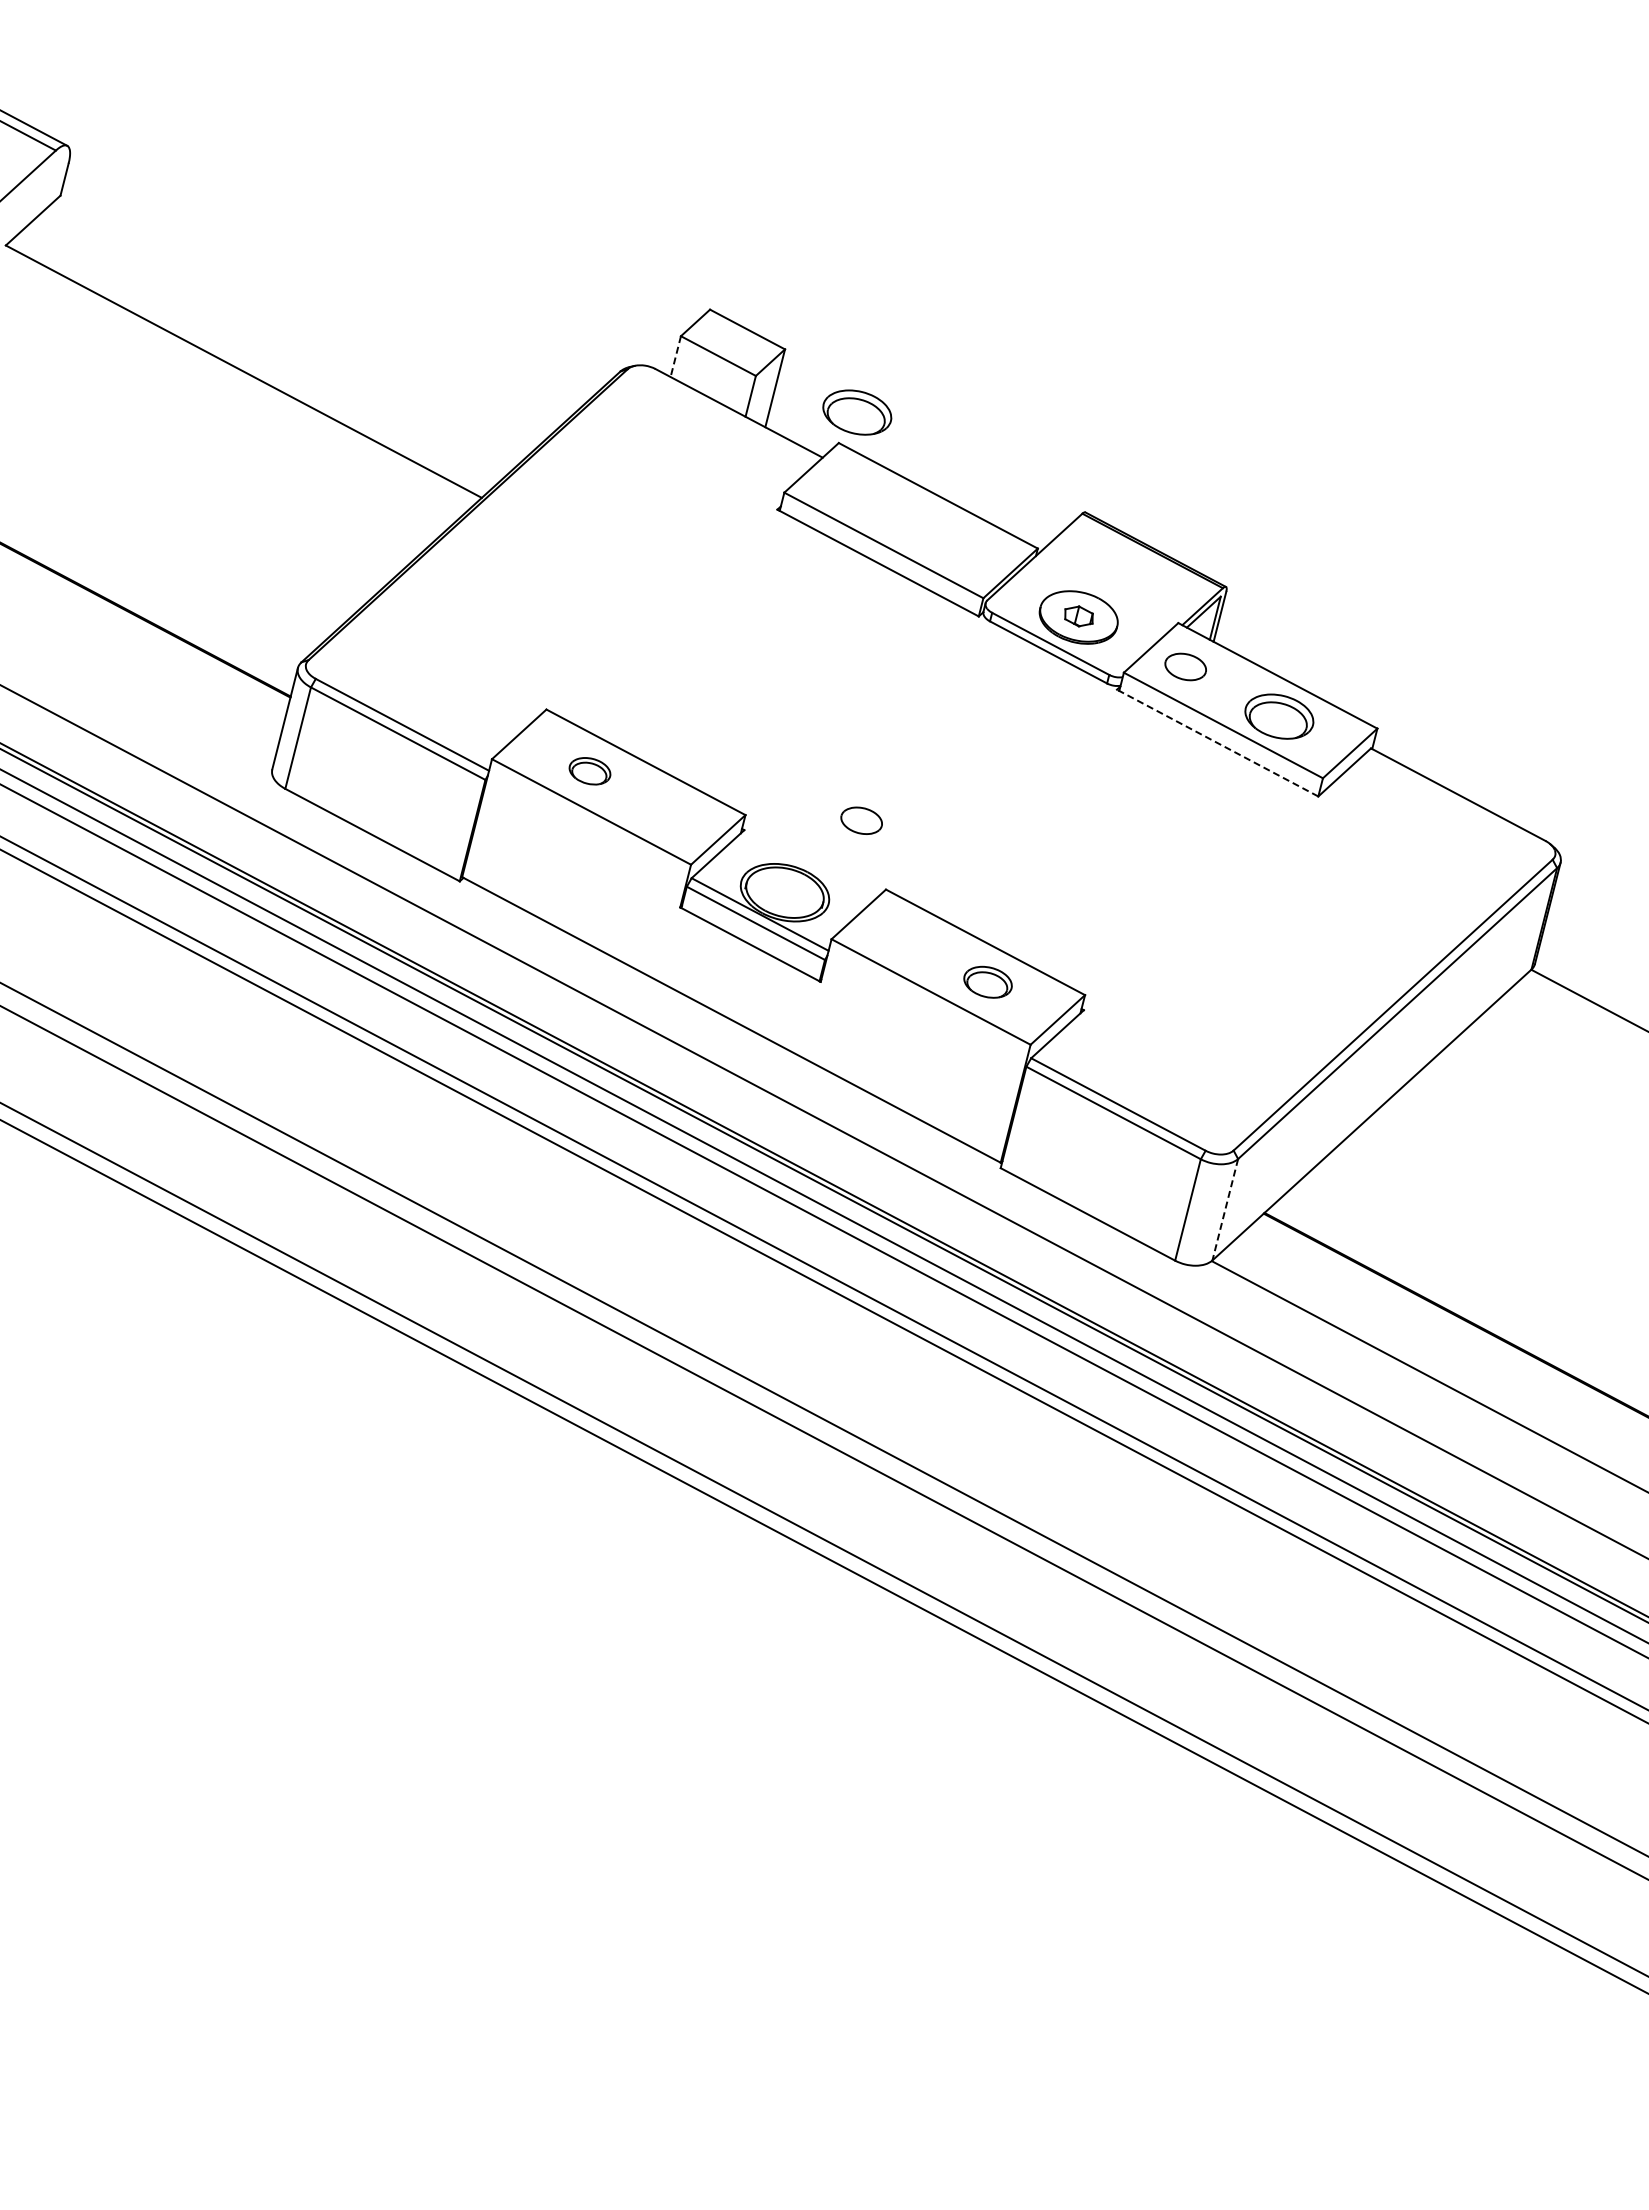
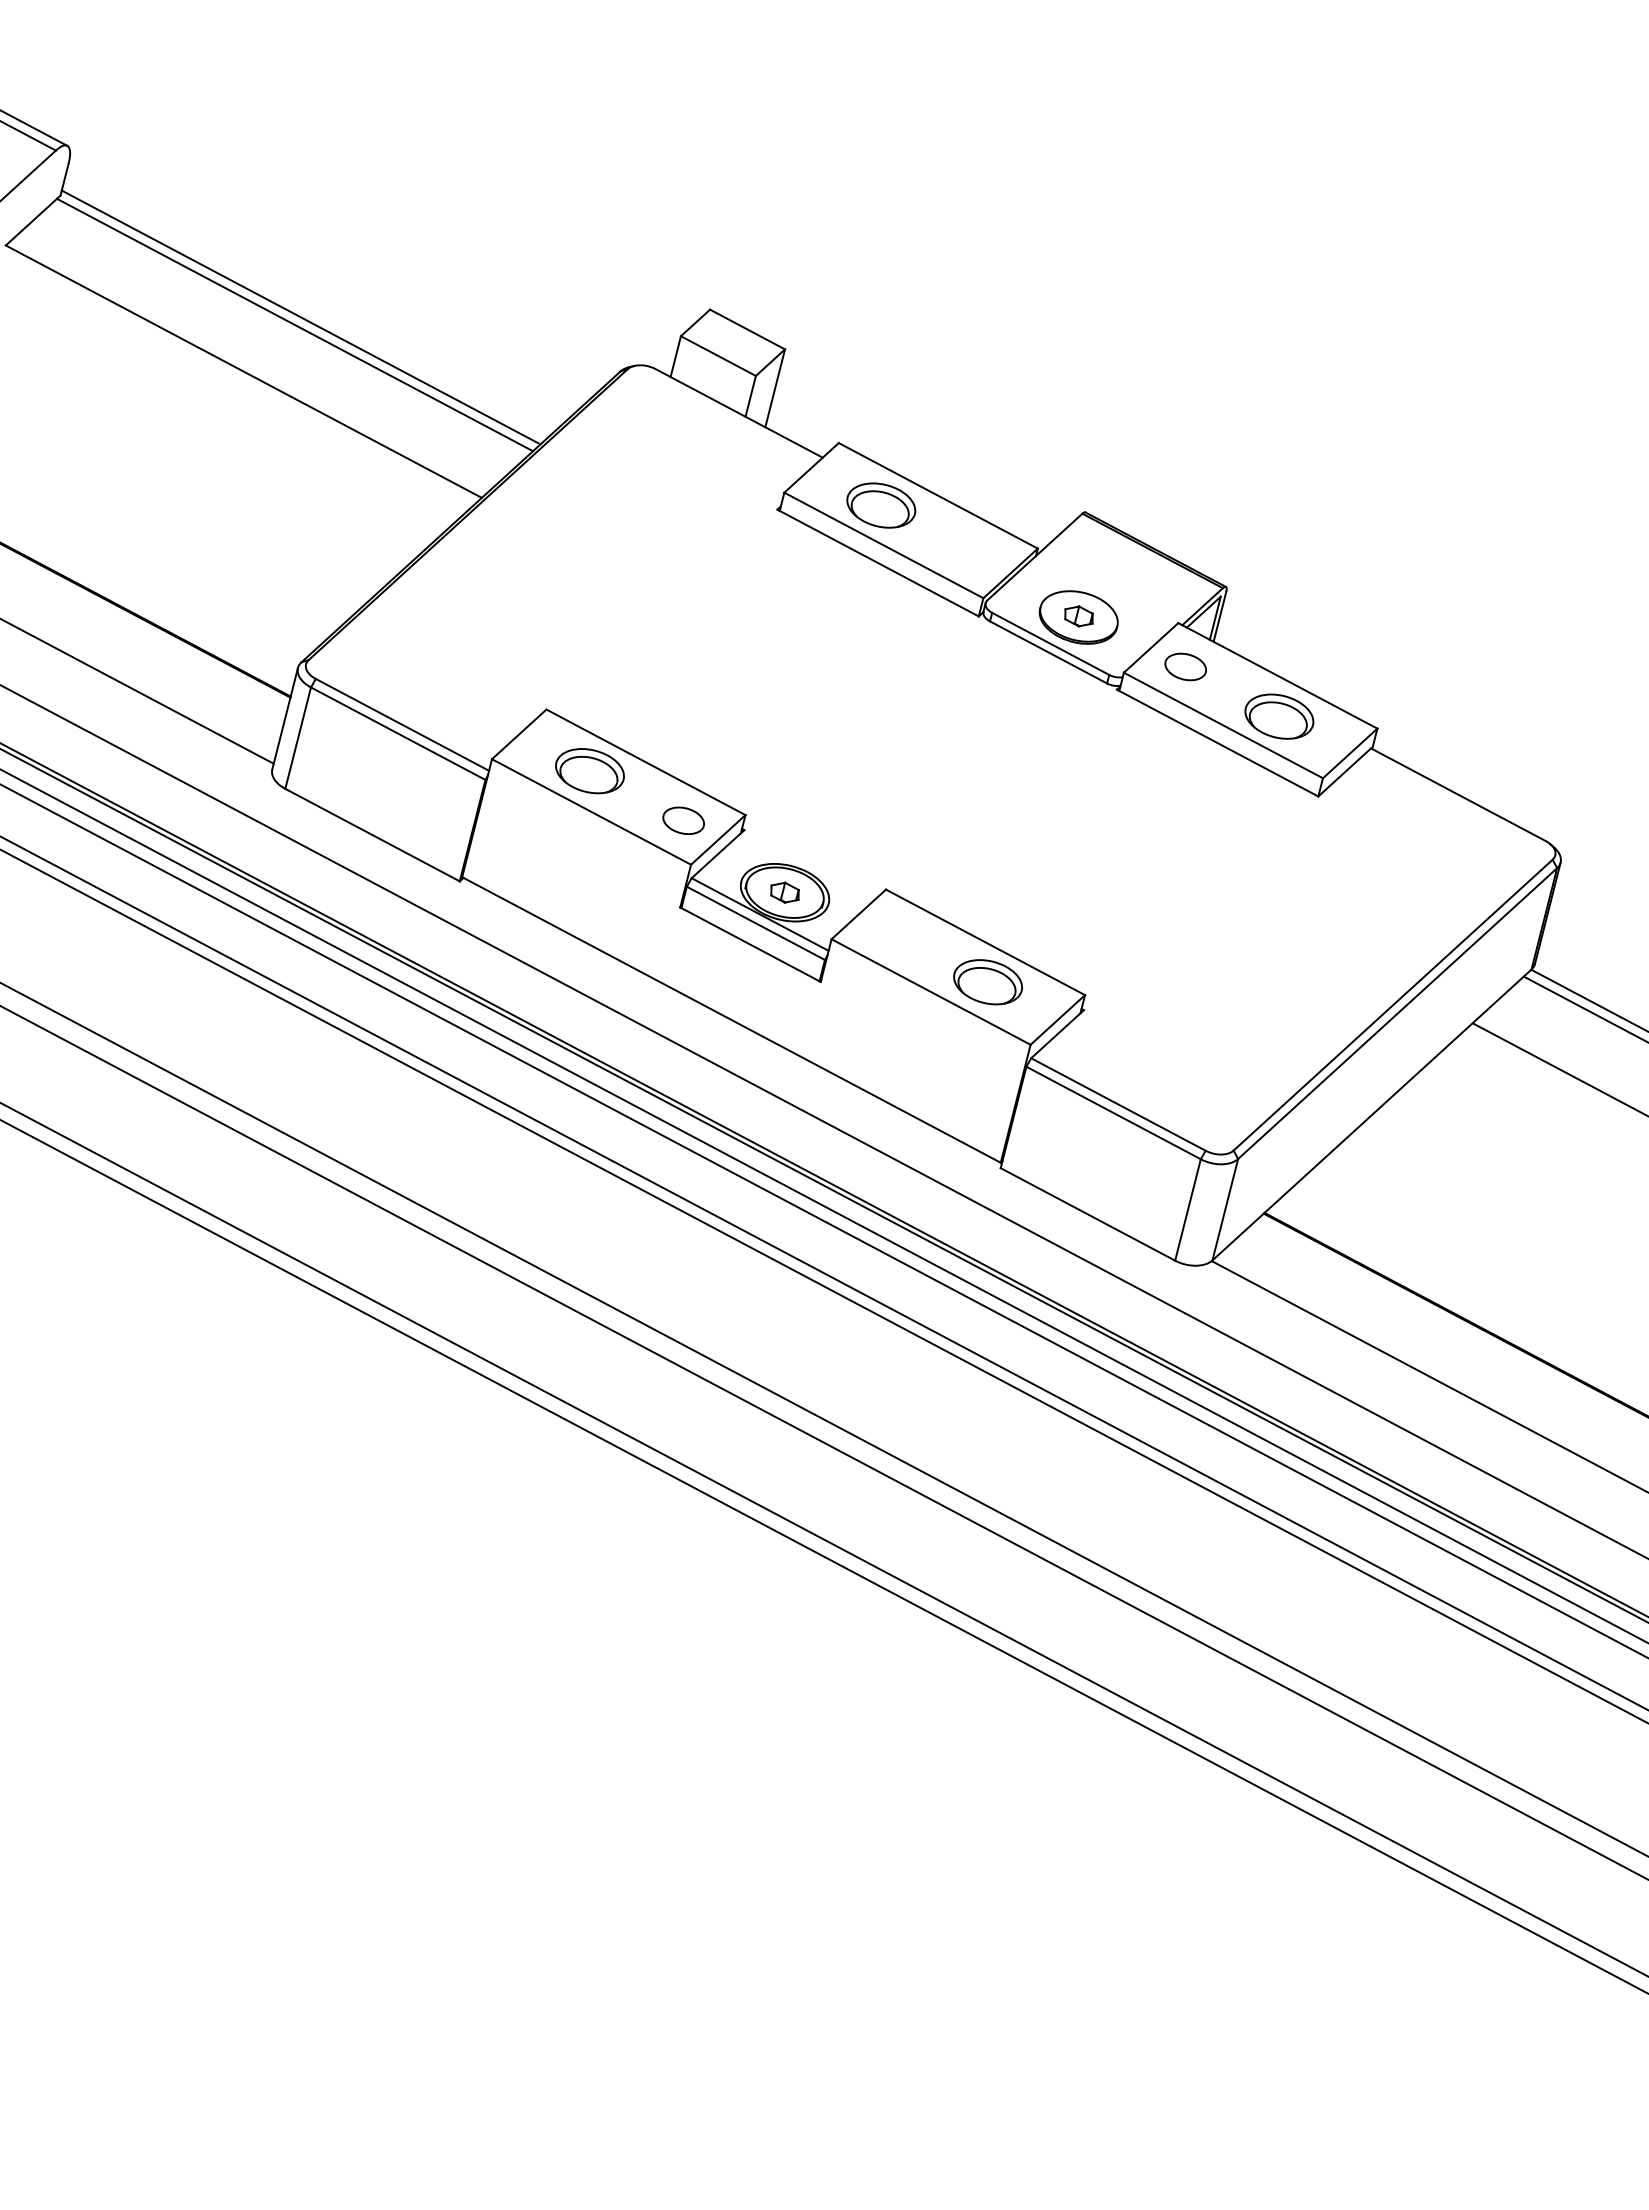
line: none -> present (300, 317)
line: none -> present (295, 324)
line: dashed -> solid (675, 357)
part position: (857, 412) -> (881, 505) (881, 505)
line: none -> present (137, 691)
line: dashed -> solid (1217, 743)
part size: 44x29 px -> 70x47 px (589, 771)
part position: (861, 820) -> (683, 820) (683, 820)
part: none -> present (784, 892)
part size: 50x34 px -> 70x47 px (987, 982)
line: none -> present (1584, 1008)
line: none -> present (1558, 1069)
line: dashed -> solid (1225, 1210)
